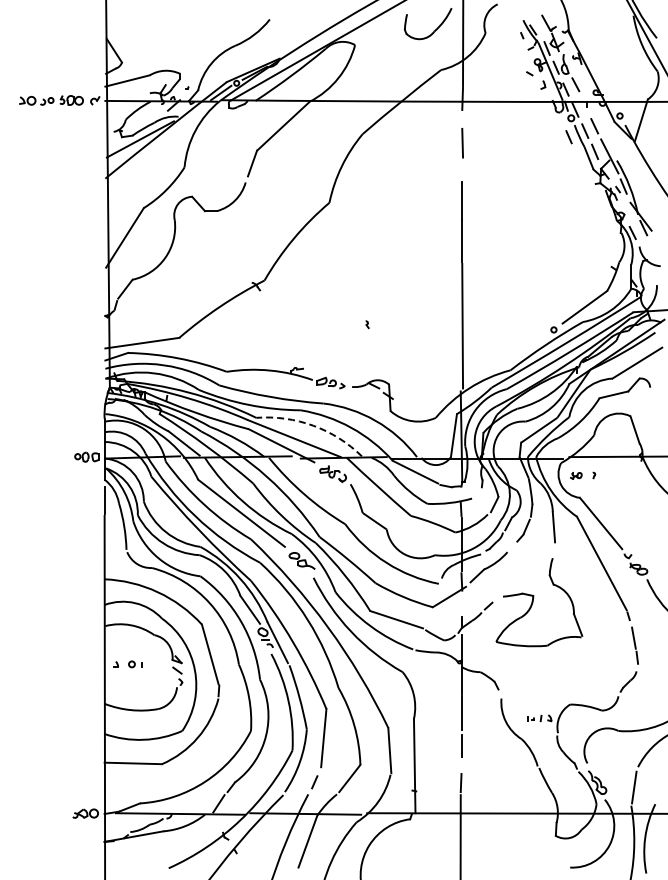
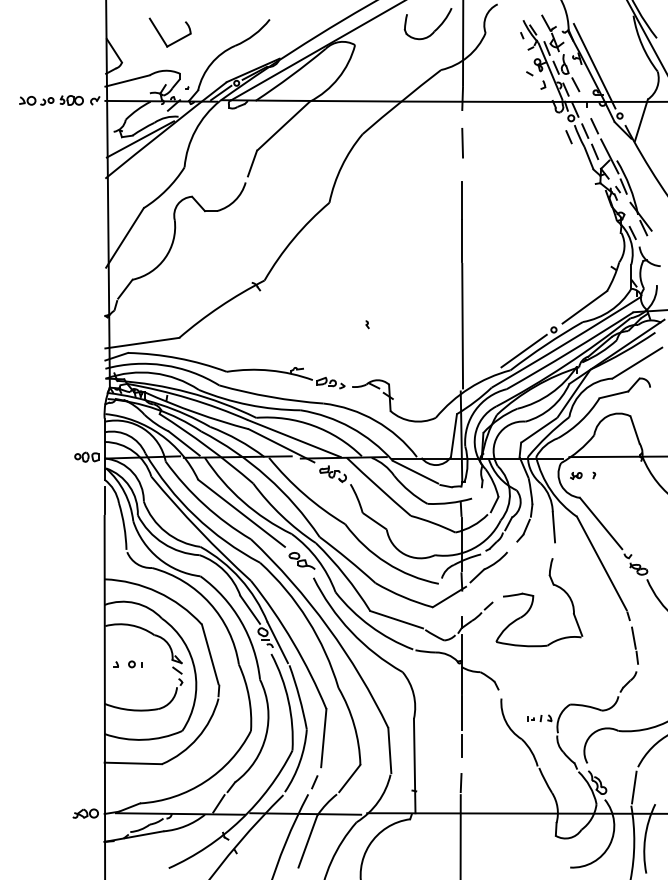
part: none -> present (162, 36)
line: none -> present (594, 66)
line: none -> present (523, 350)
arc: dashed -> solid (313, 425)
